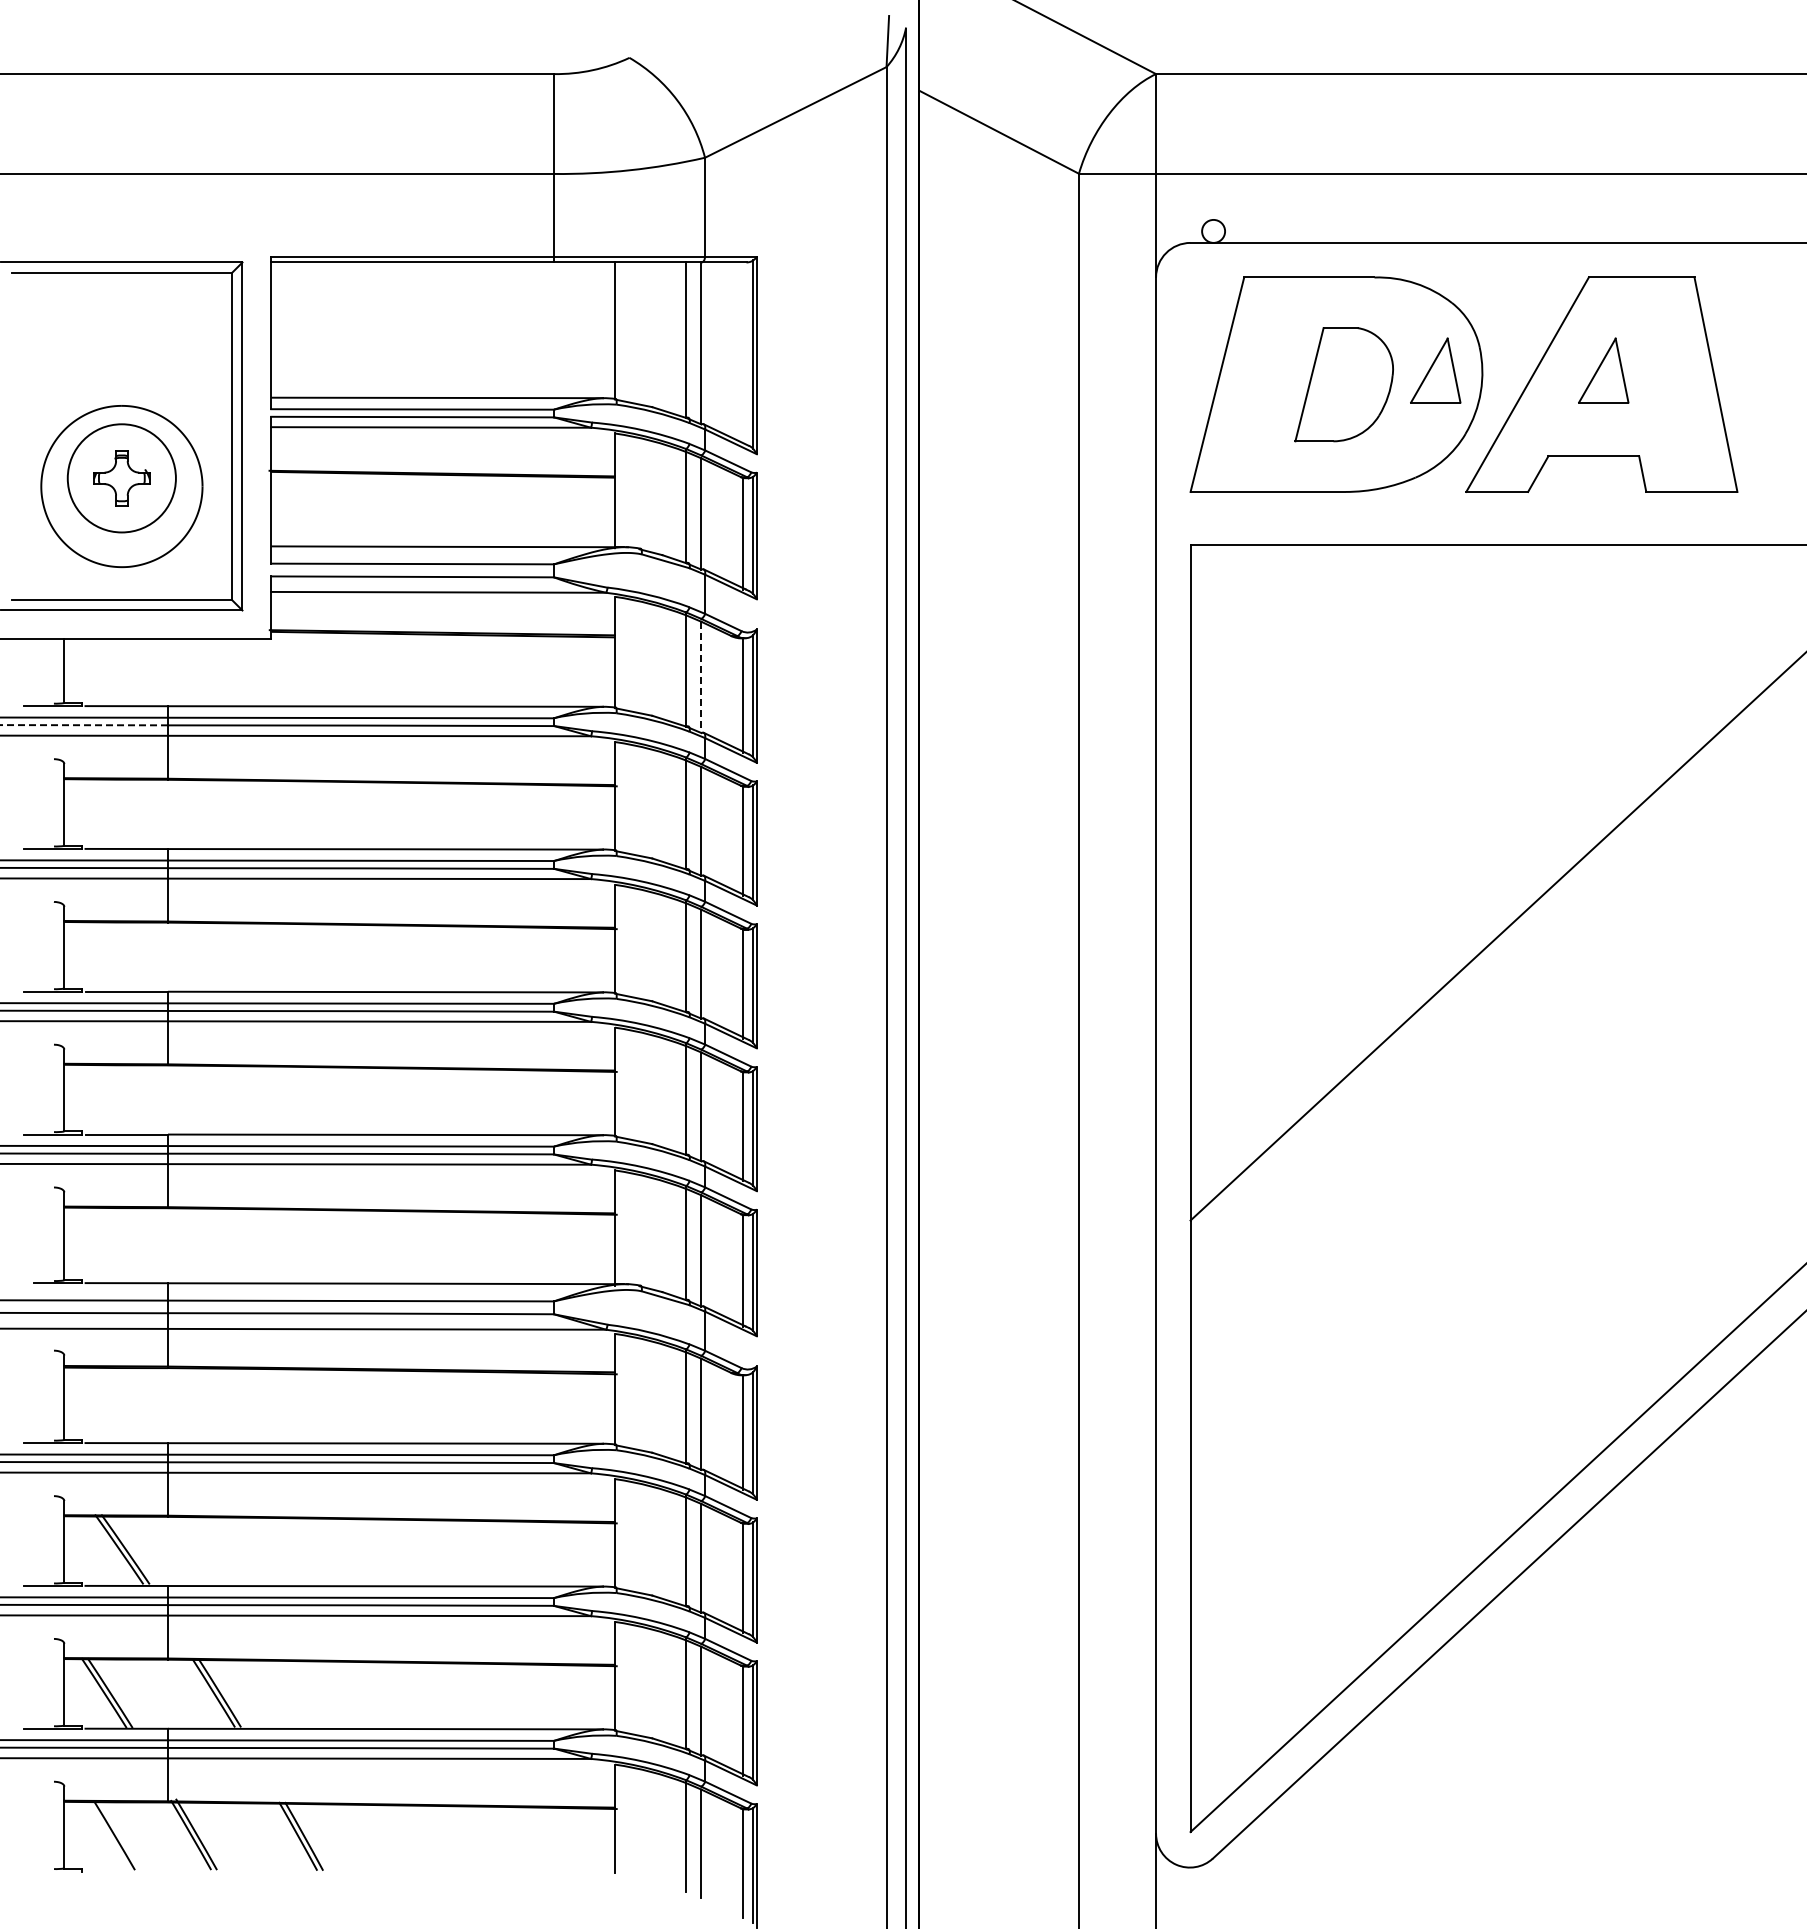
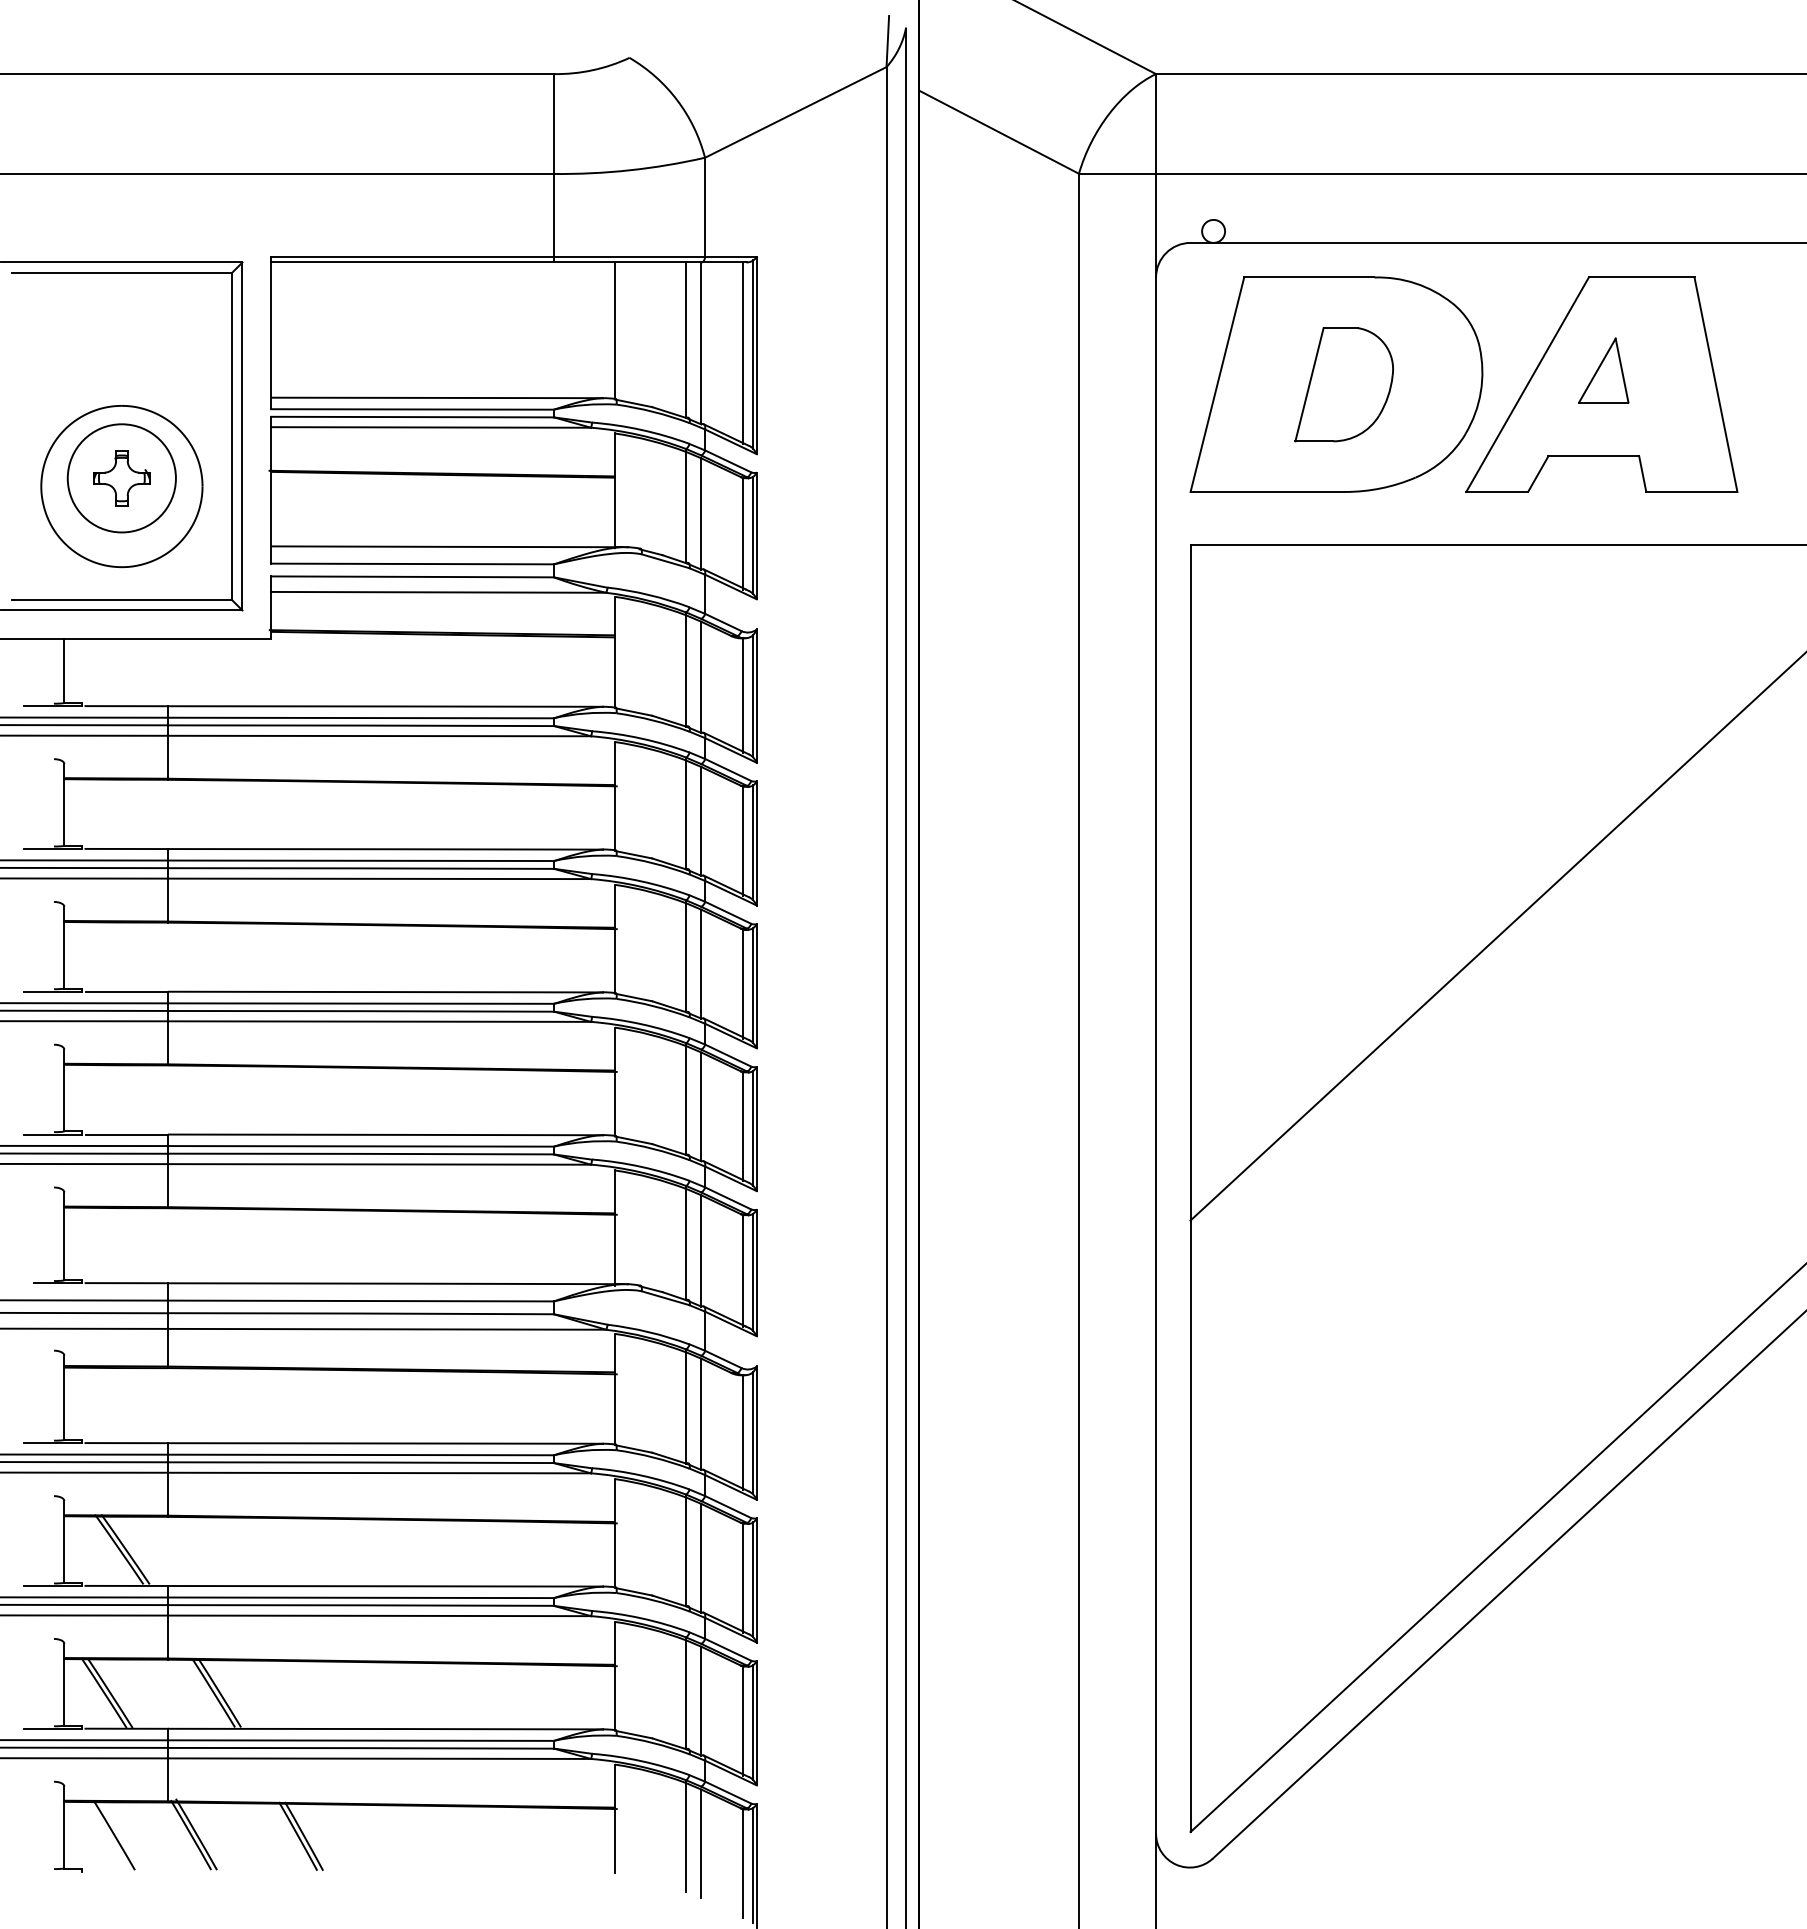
line: none -> present (743, 353)
part: present -> none (1435, 370)
line: dashed -> solid (701, 677)
line: dashed -> solid (84, 725)
